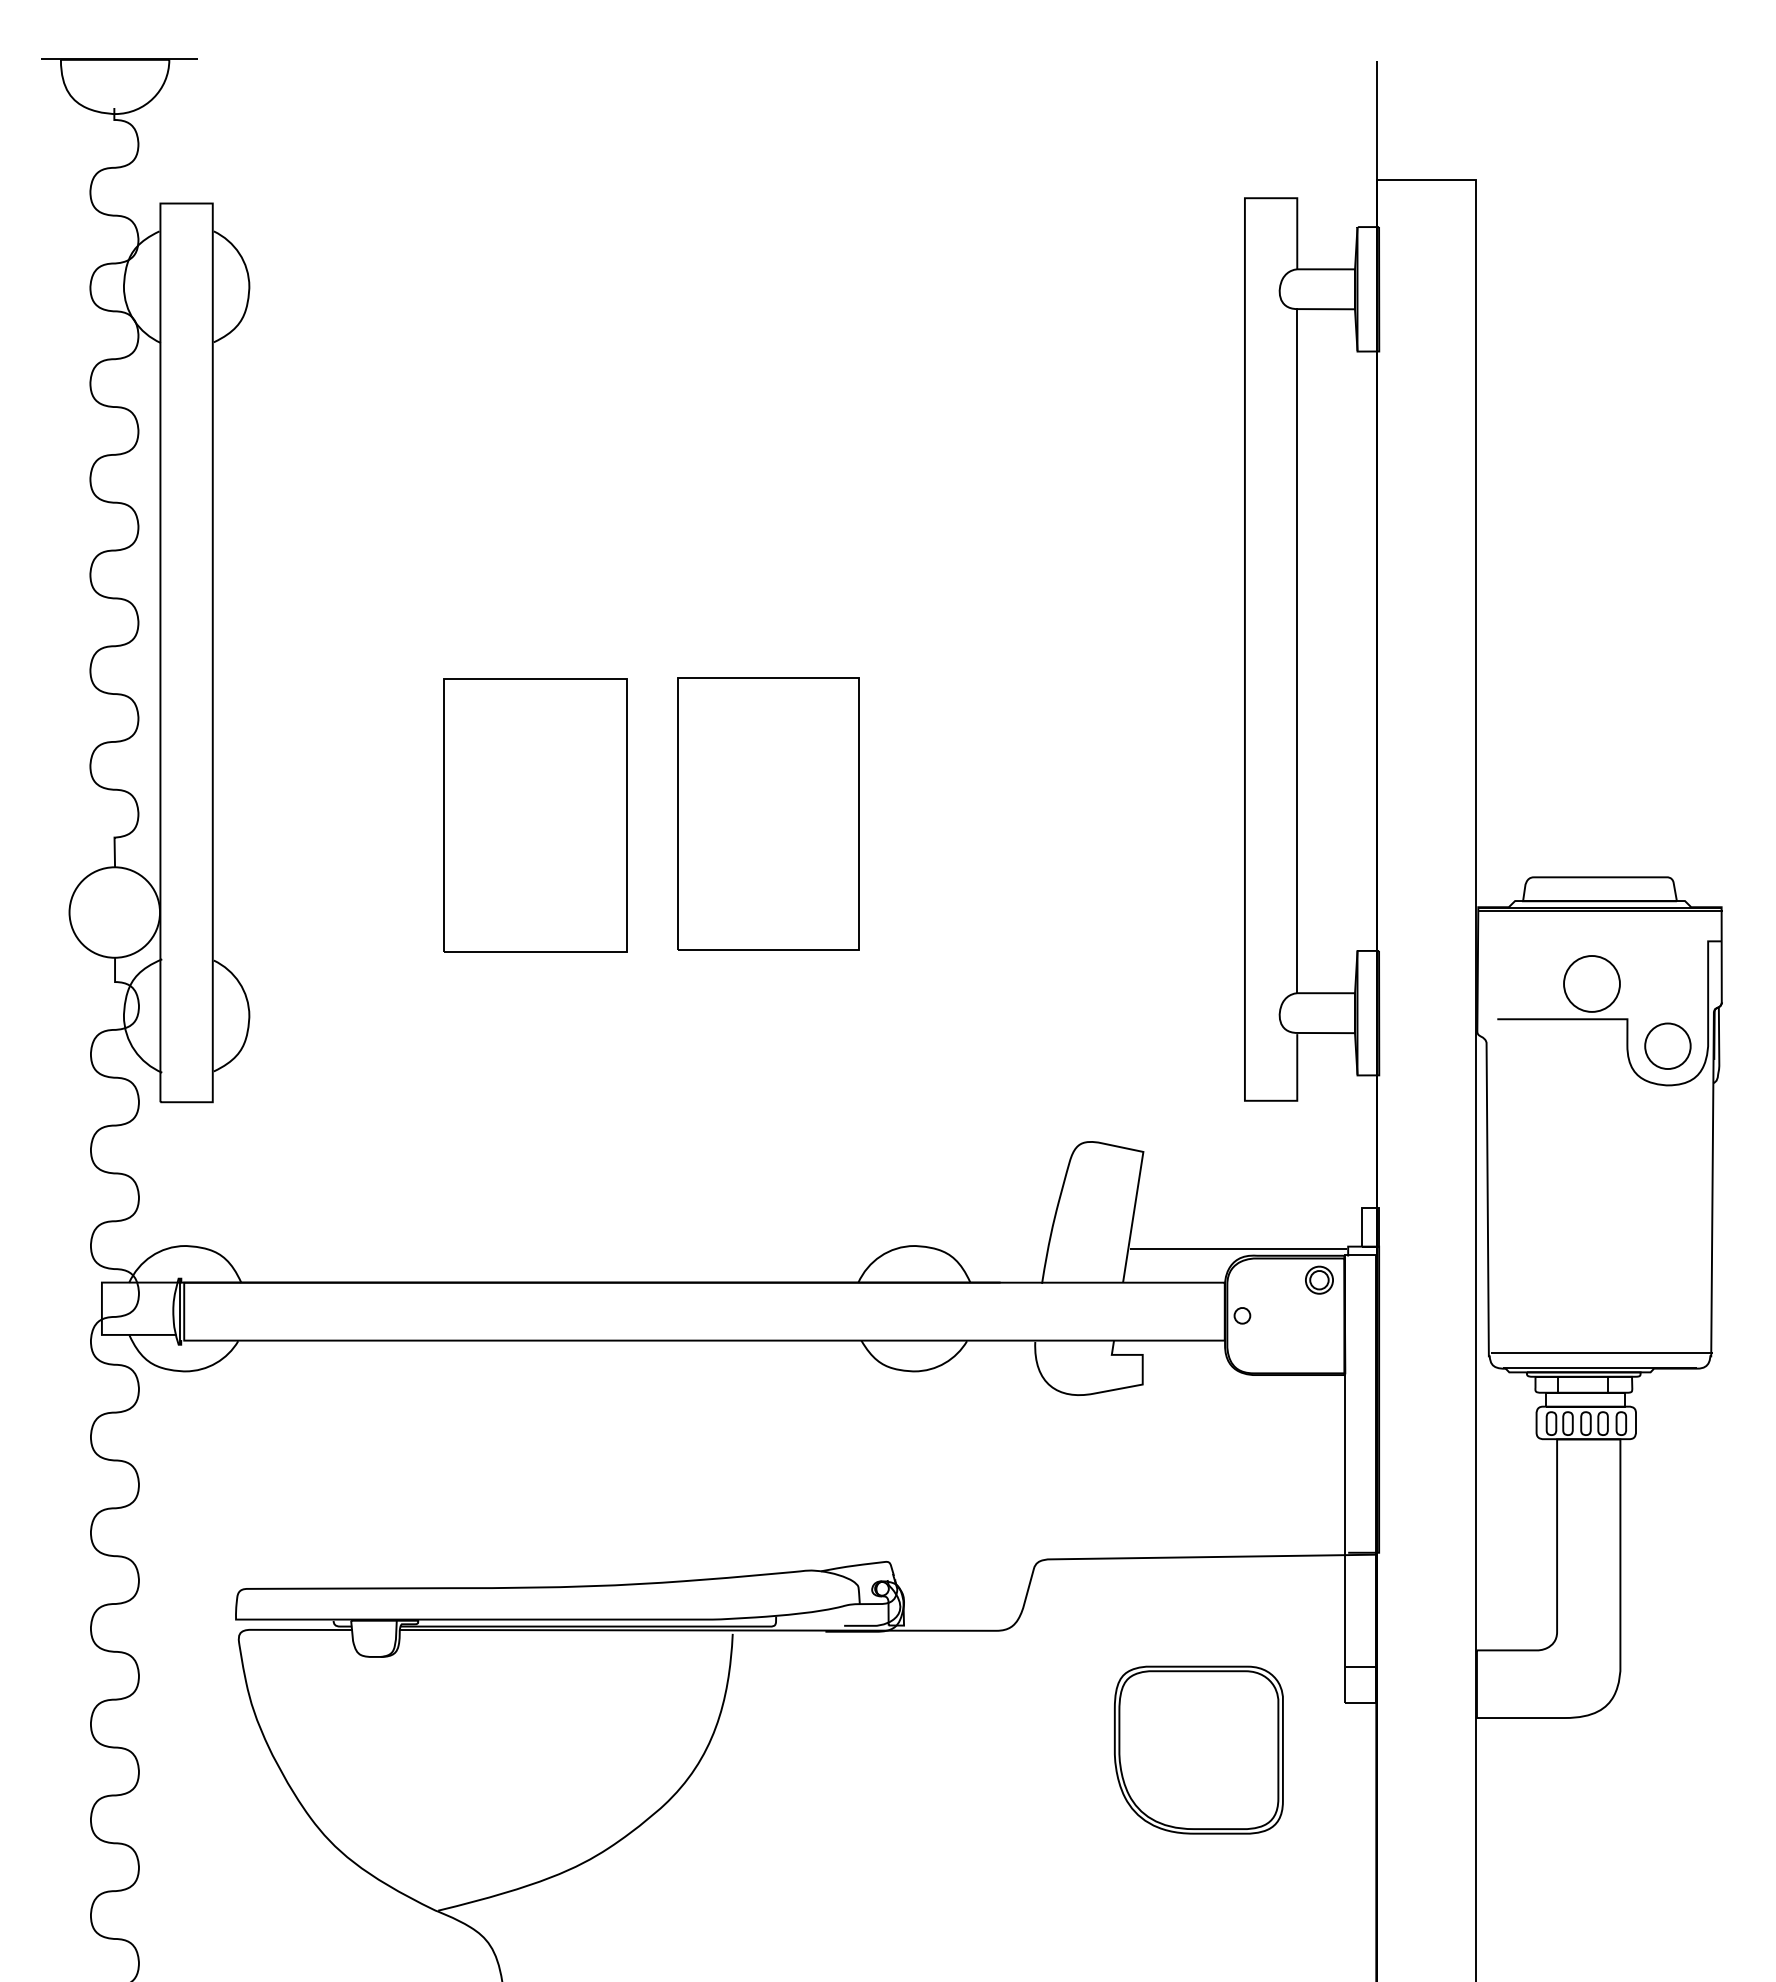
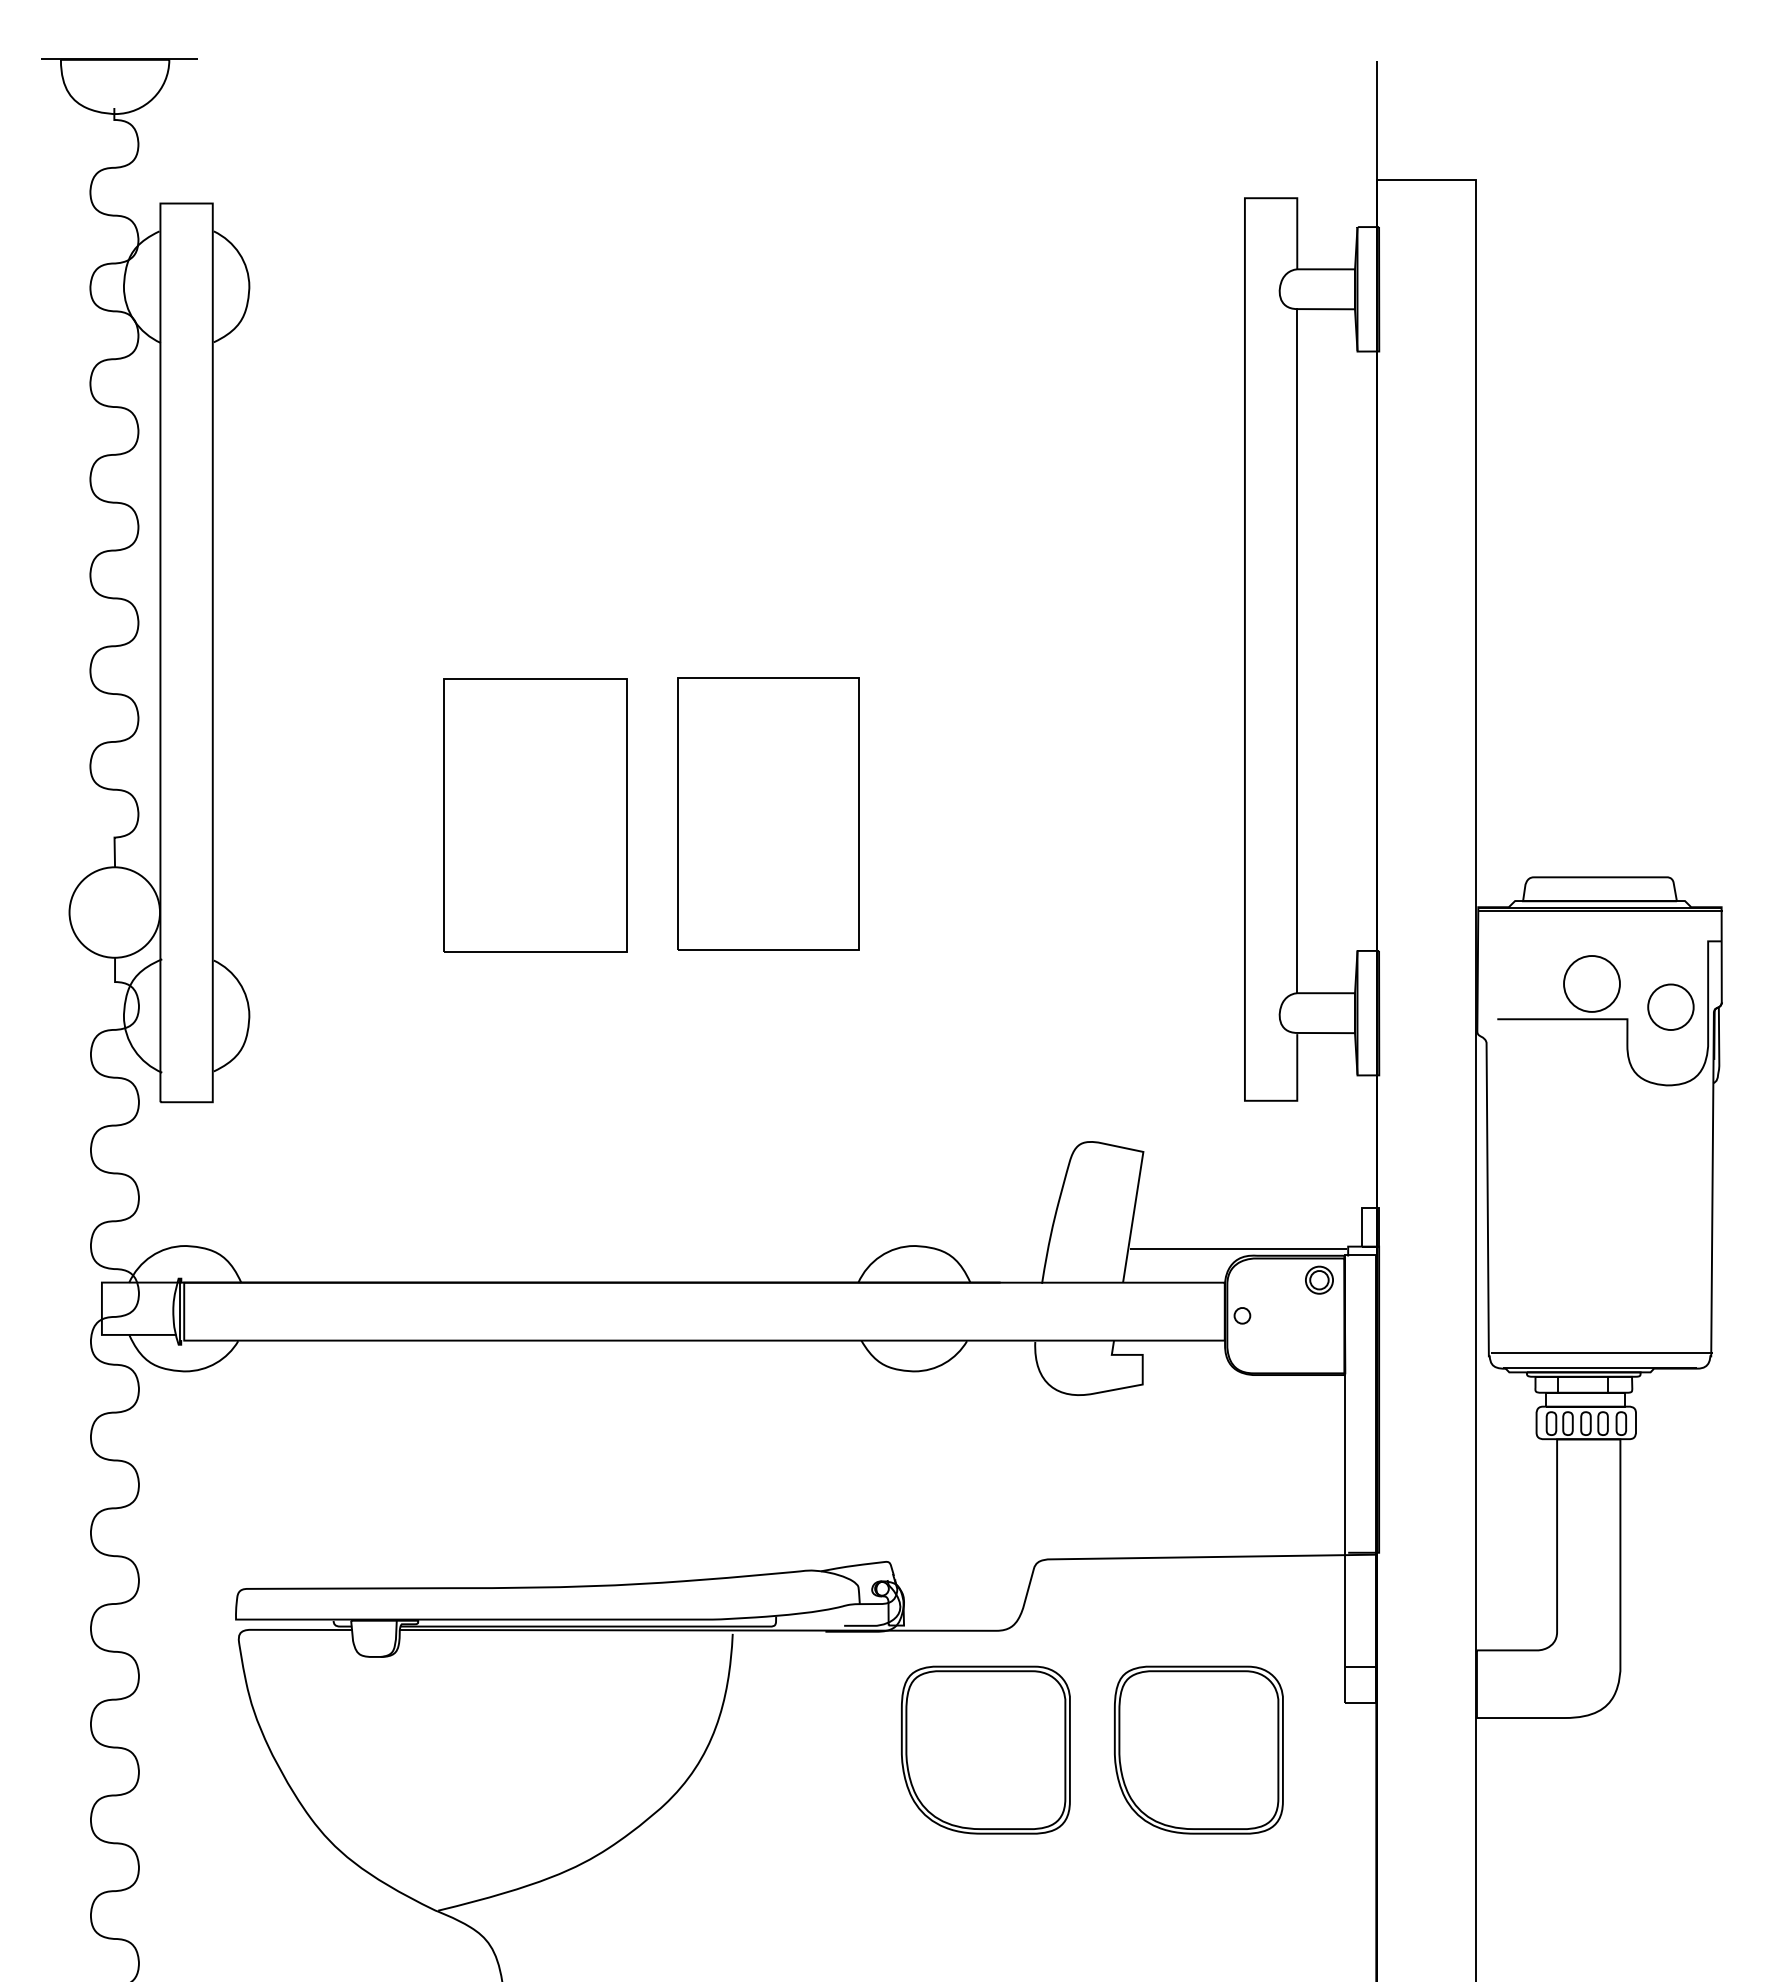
part position: (1667, 1045) -> (1670, 1006) (1670, 1006)
part: none -> present (985, 1749)
